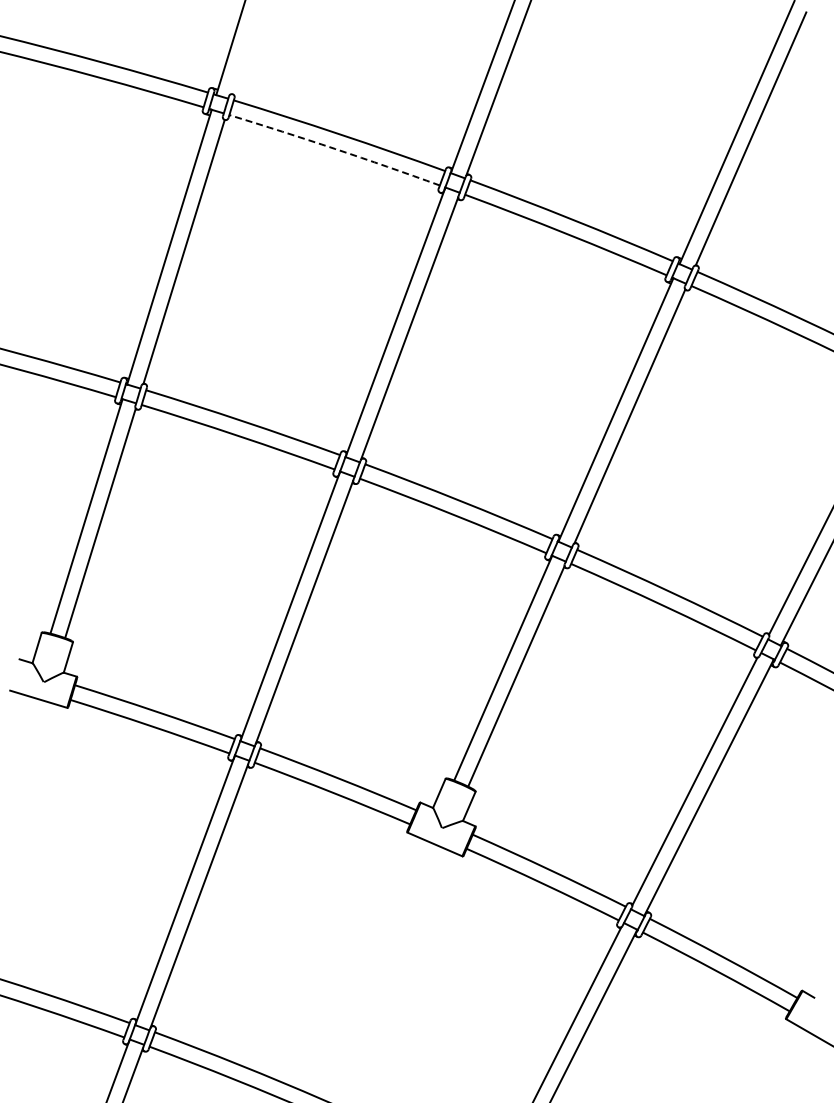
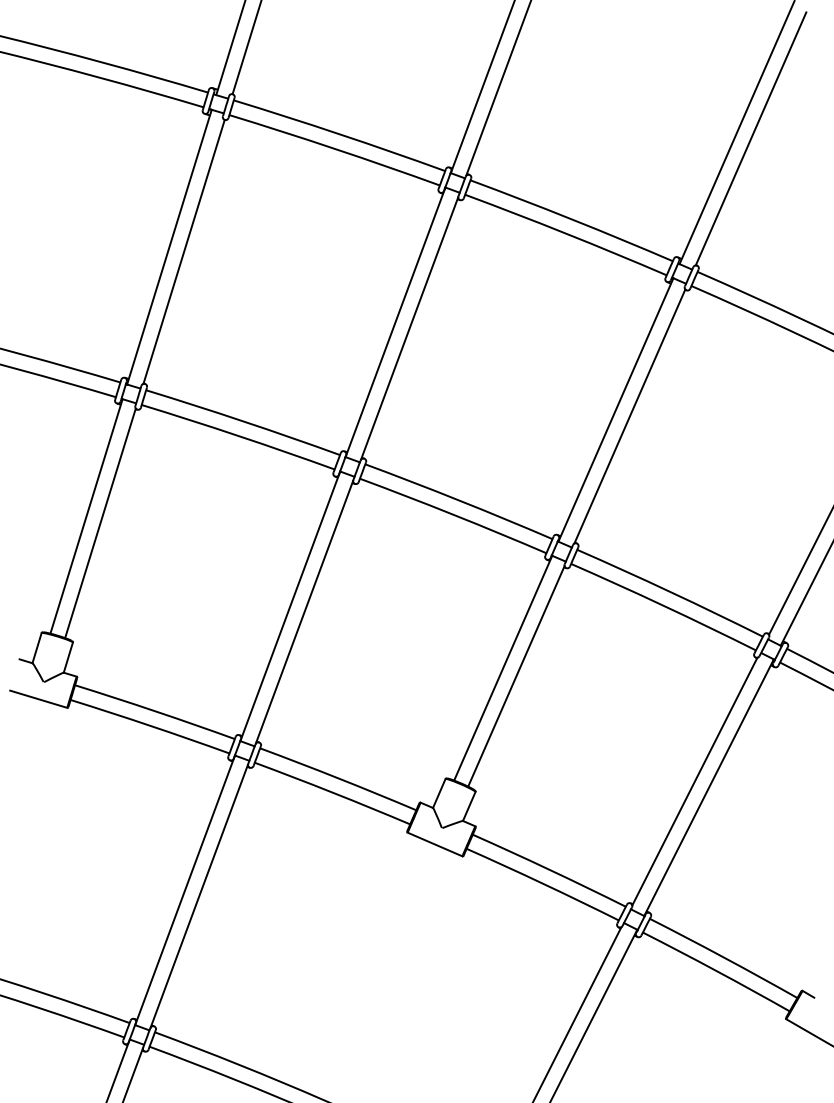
line: none -> present (246, 48)
arc: dashed -> solid (335, 148)
